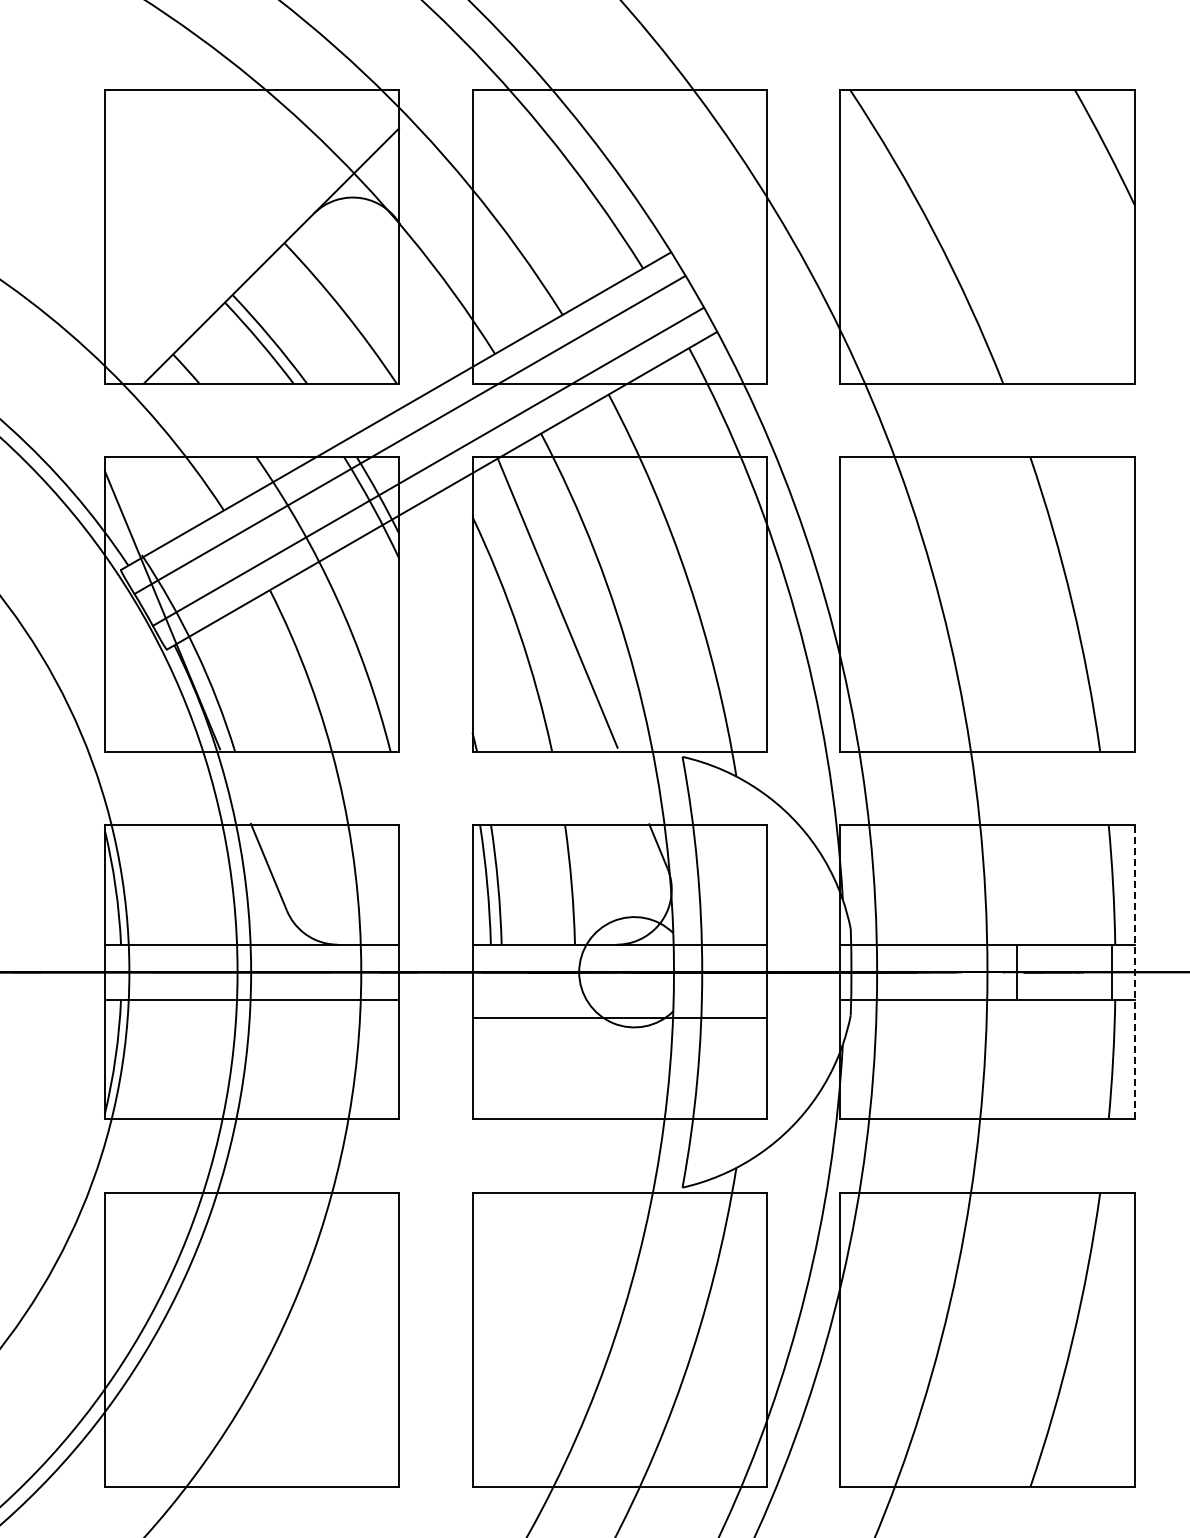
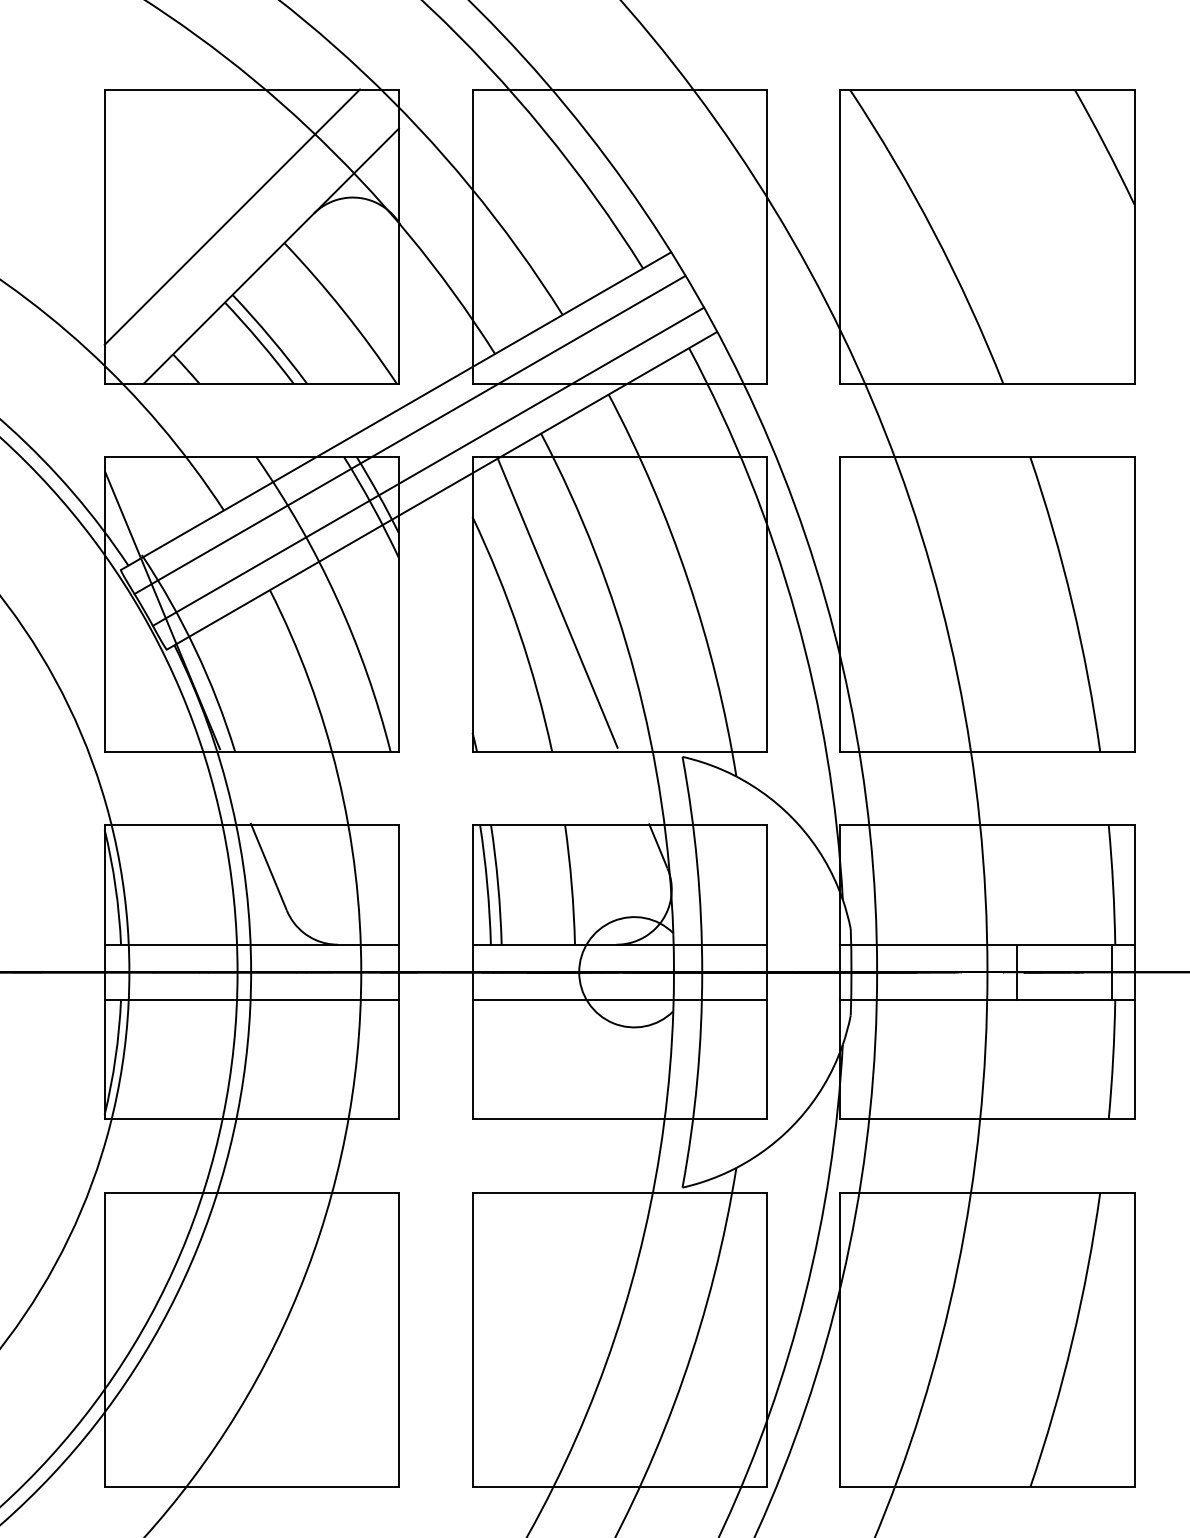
line: none -> present (231, 216)
line: dashed -> solid (1134, 971)
line position: (619, 1017) -> (619, 999) (619, 999)
